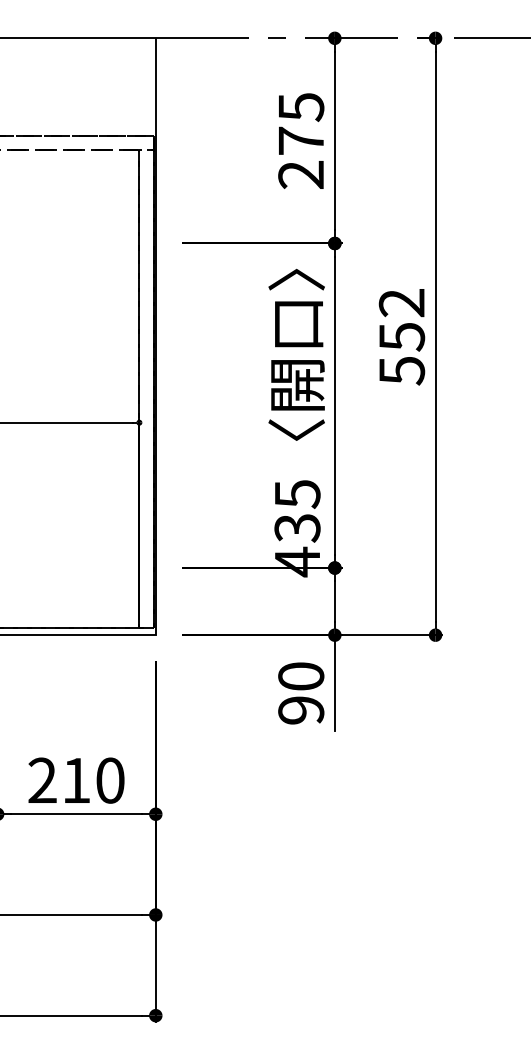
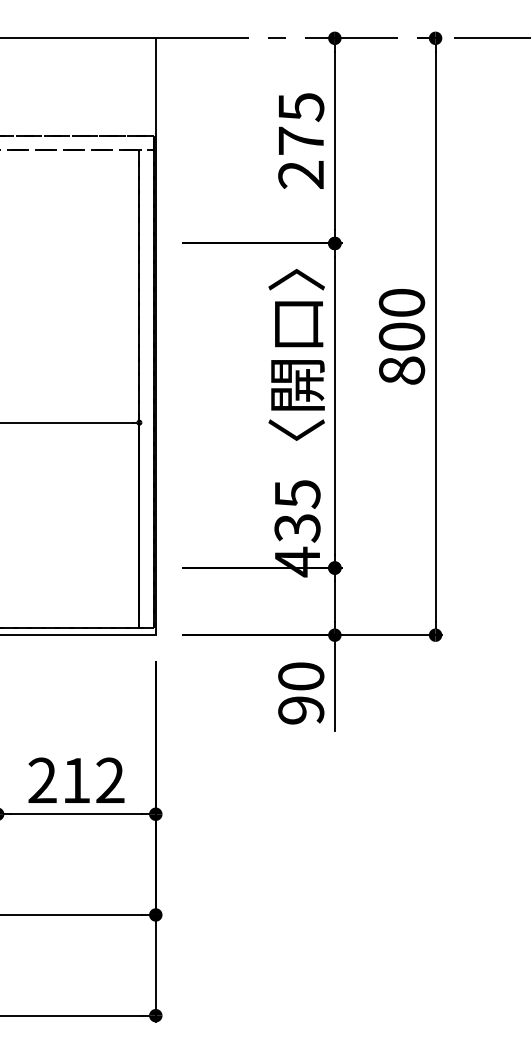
text: 552 -> 800 (401, 337)
text: 210 -> 212 (110, 780)
